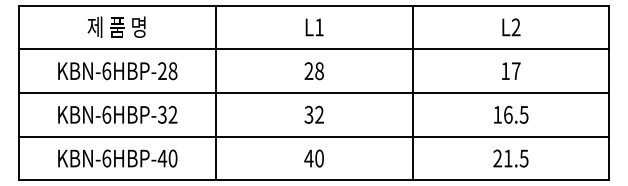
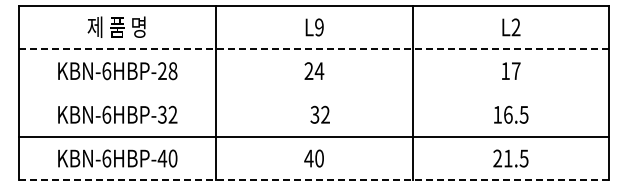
text: L1 -> L9 (319, 27)
line: solid -> dashed (314, 49)
text: 28 -> 24 (319, 71)
line: present -> none (313, 93)
text position: (313, 114) -> (319, 114) (319, 114)
line: solid -> dashed (314, 180)
